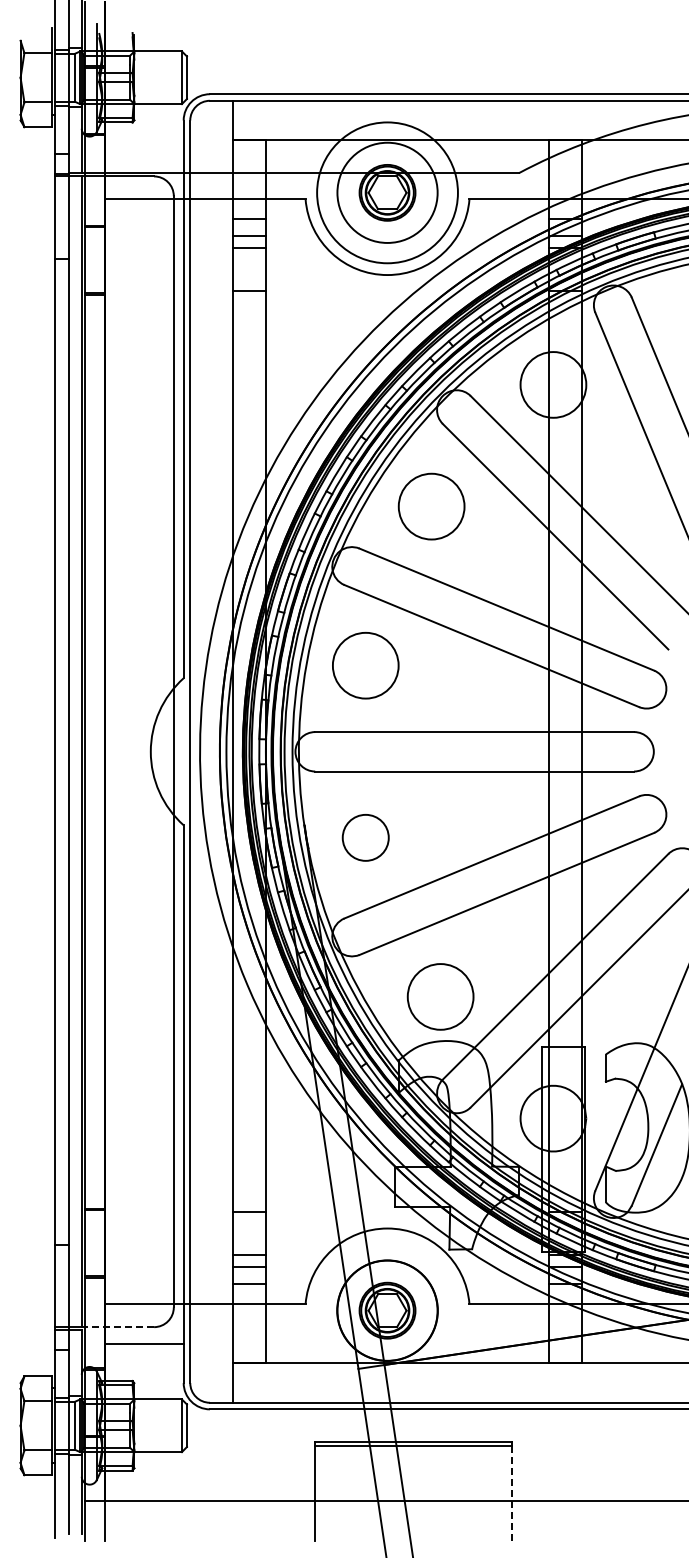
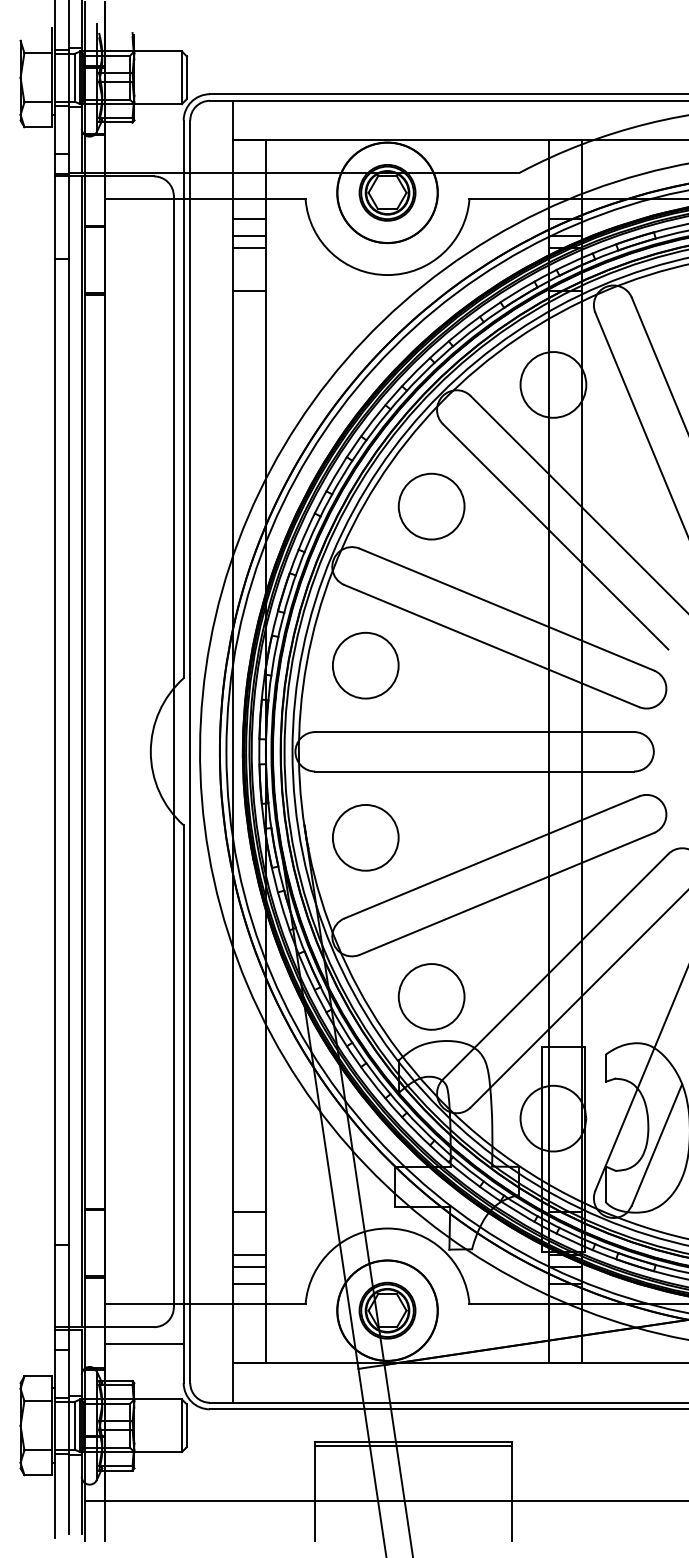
circle diameter: 141 px -> 101 px (387, 192)
circle diameter: 46 px -> 66 px (365, 837)
circle position: (440, 996) -> (431, 996) (431, 996)
line: dashed -> solid (119, 1327)
line: dashed -> solid (512, 1493)
